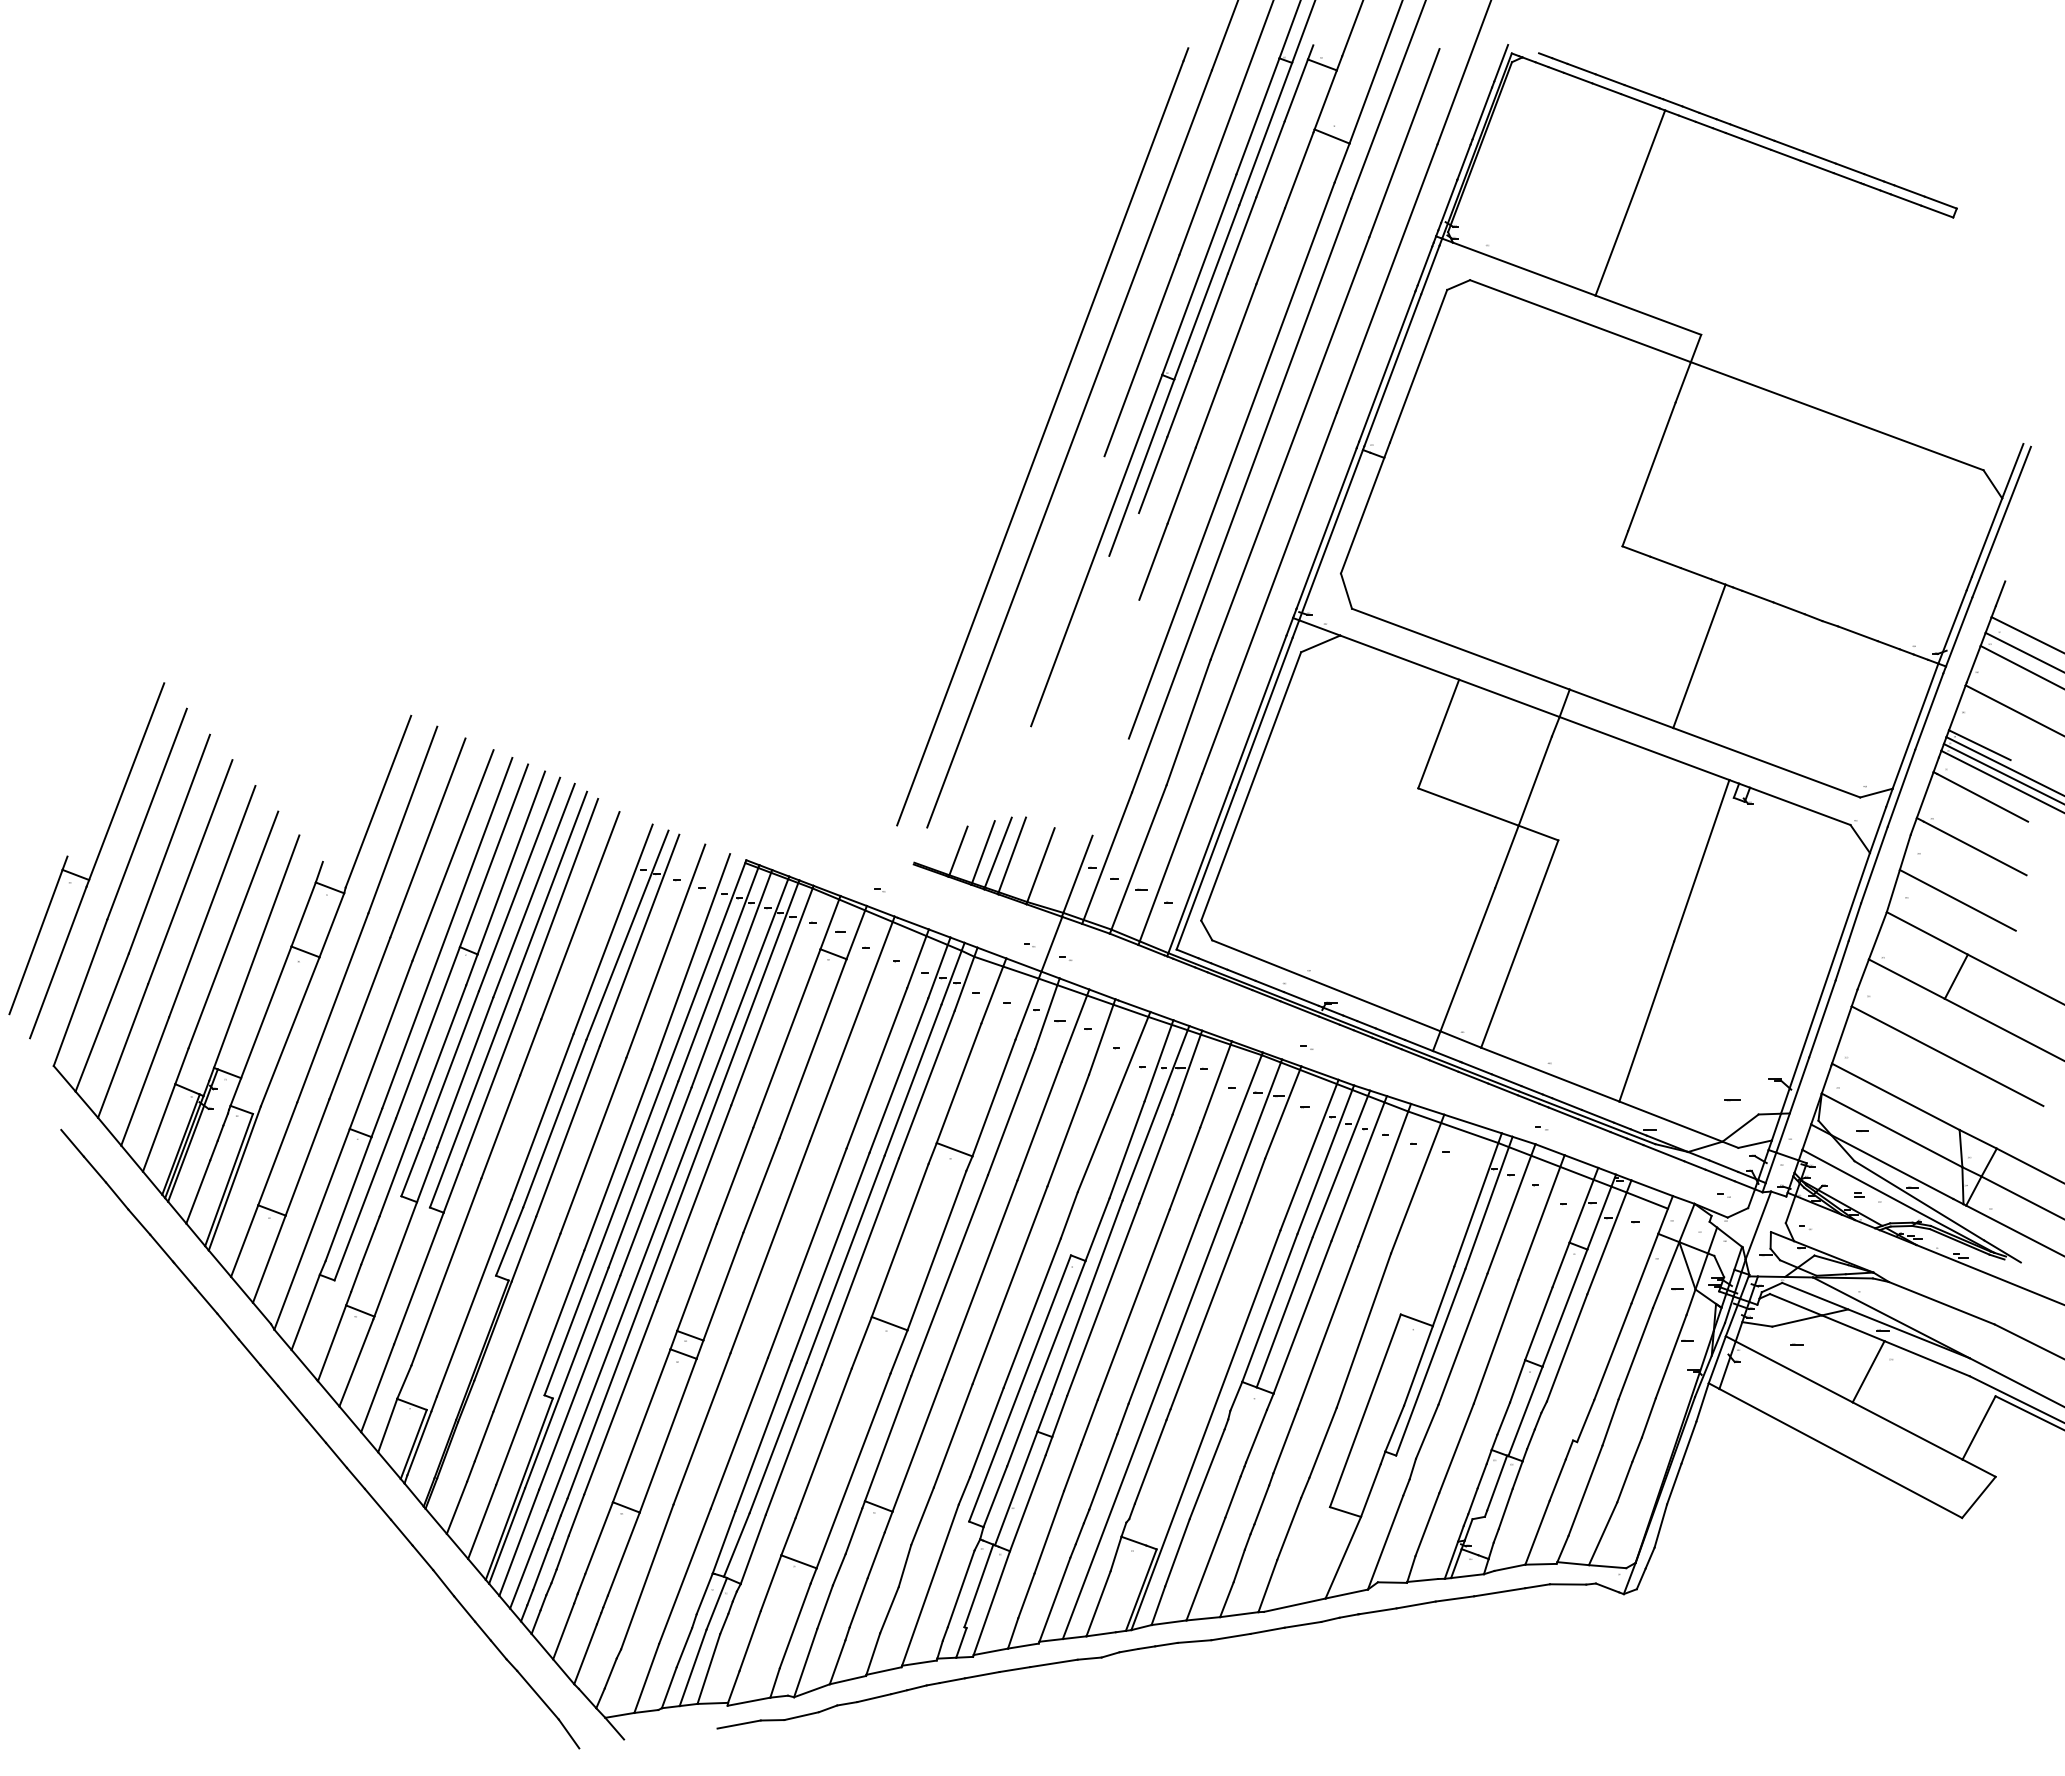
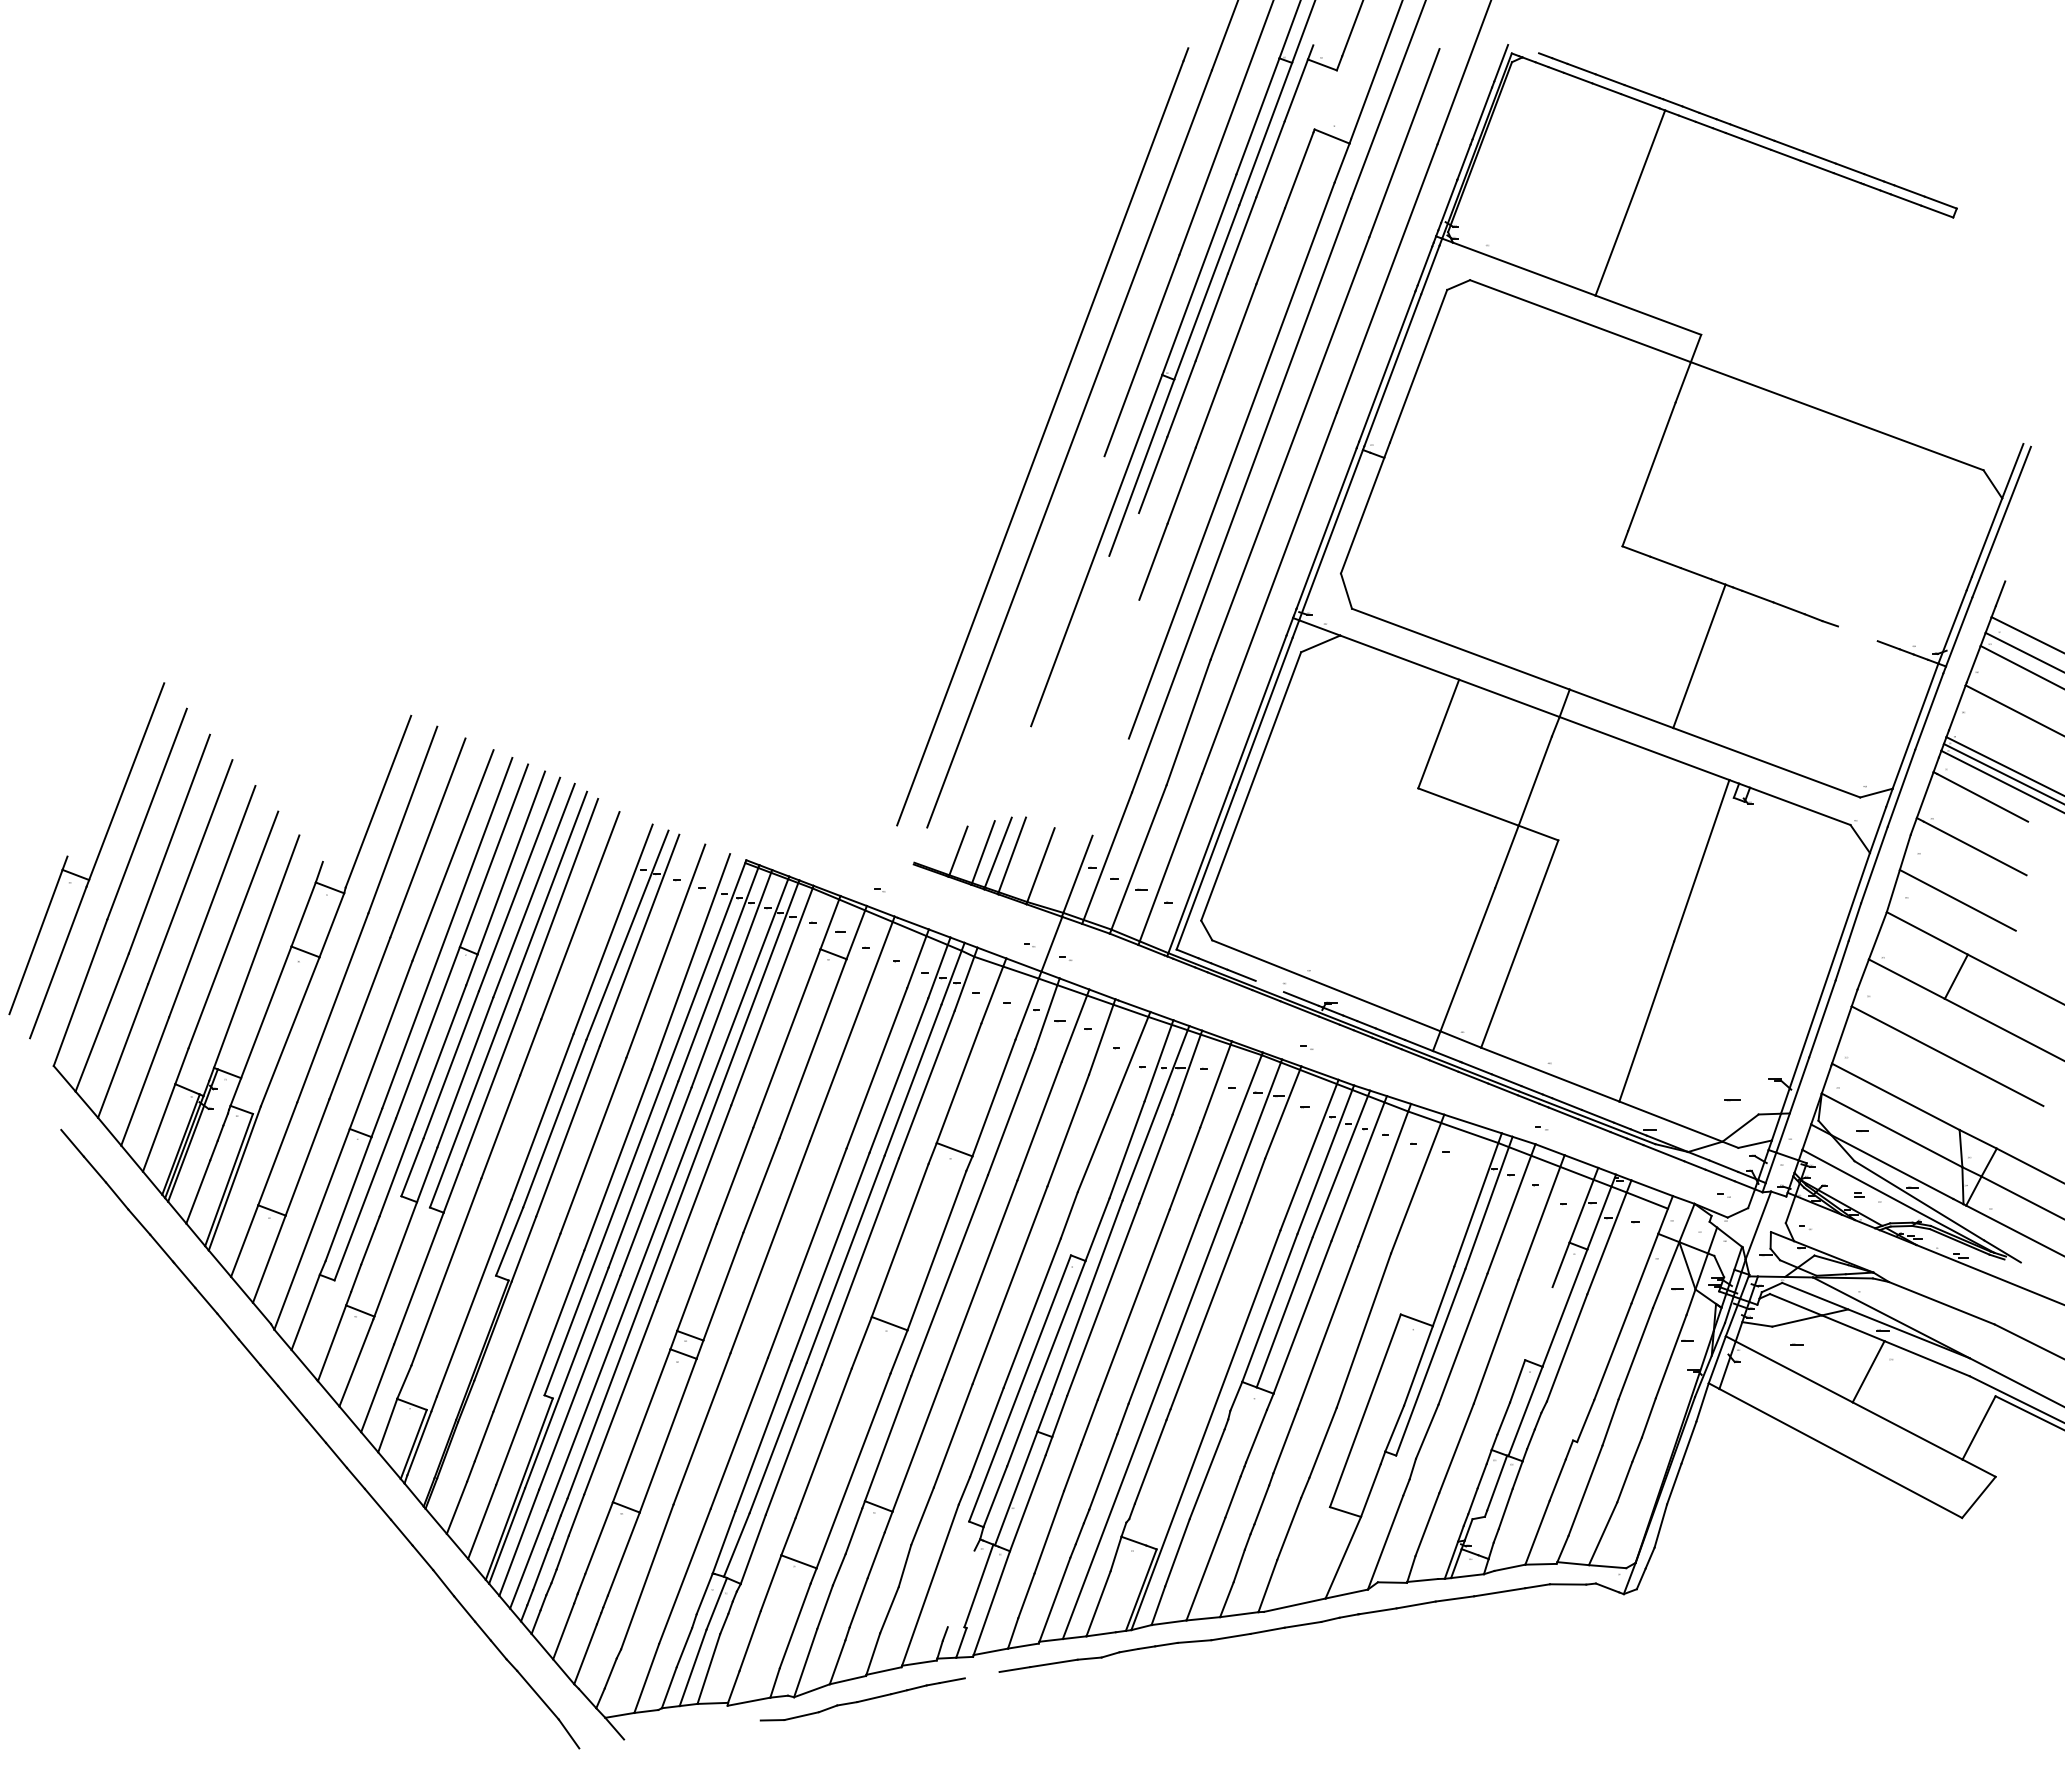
line: present -> none (1325, 99)
line: present -> none (1857, 633)
line: present -> none (1979, 745)
line: present -> none (1269, 986)
line: present -> none (1538, 1323)
line: present -> none (960, 1588)
line: present -> none (981, 1675)
line: present -> none (738, 1724)
